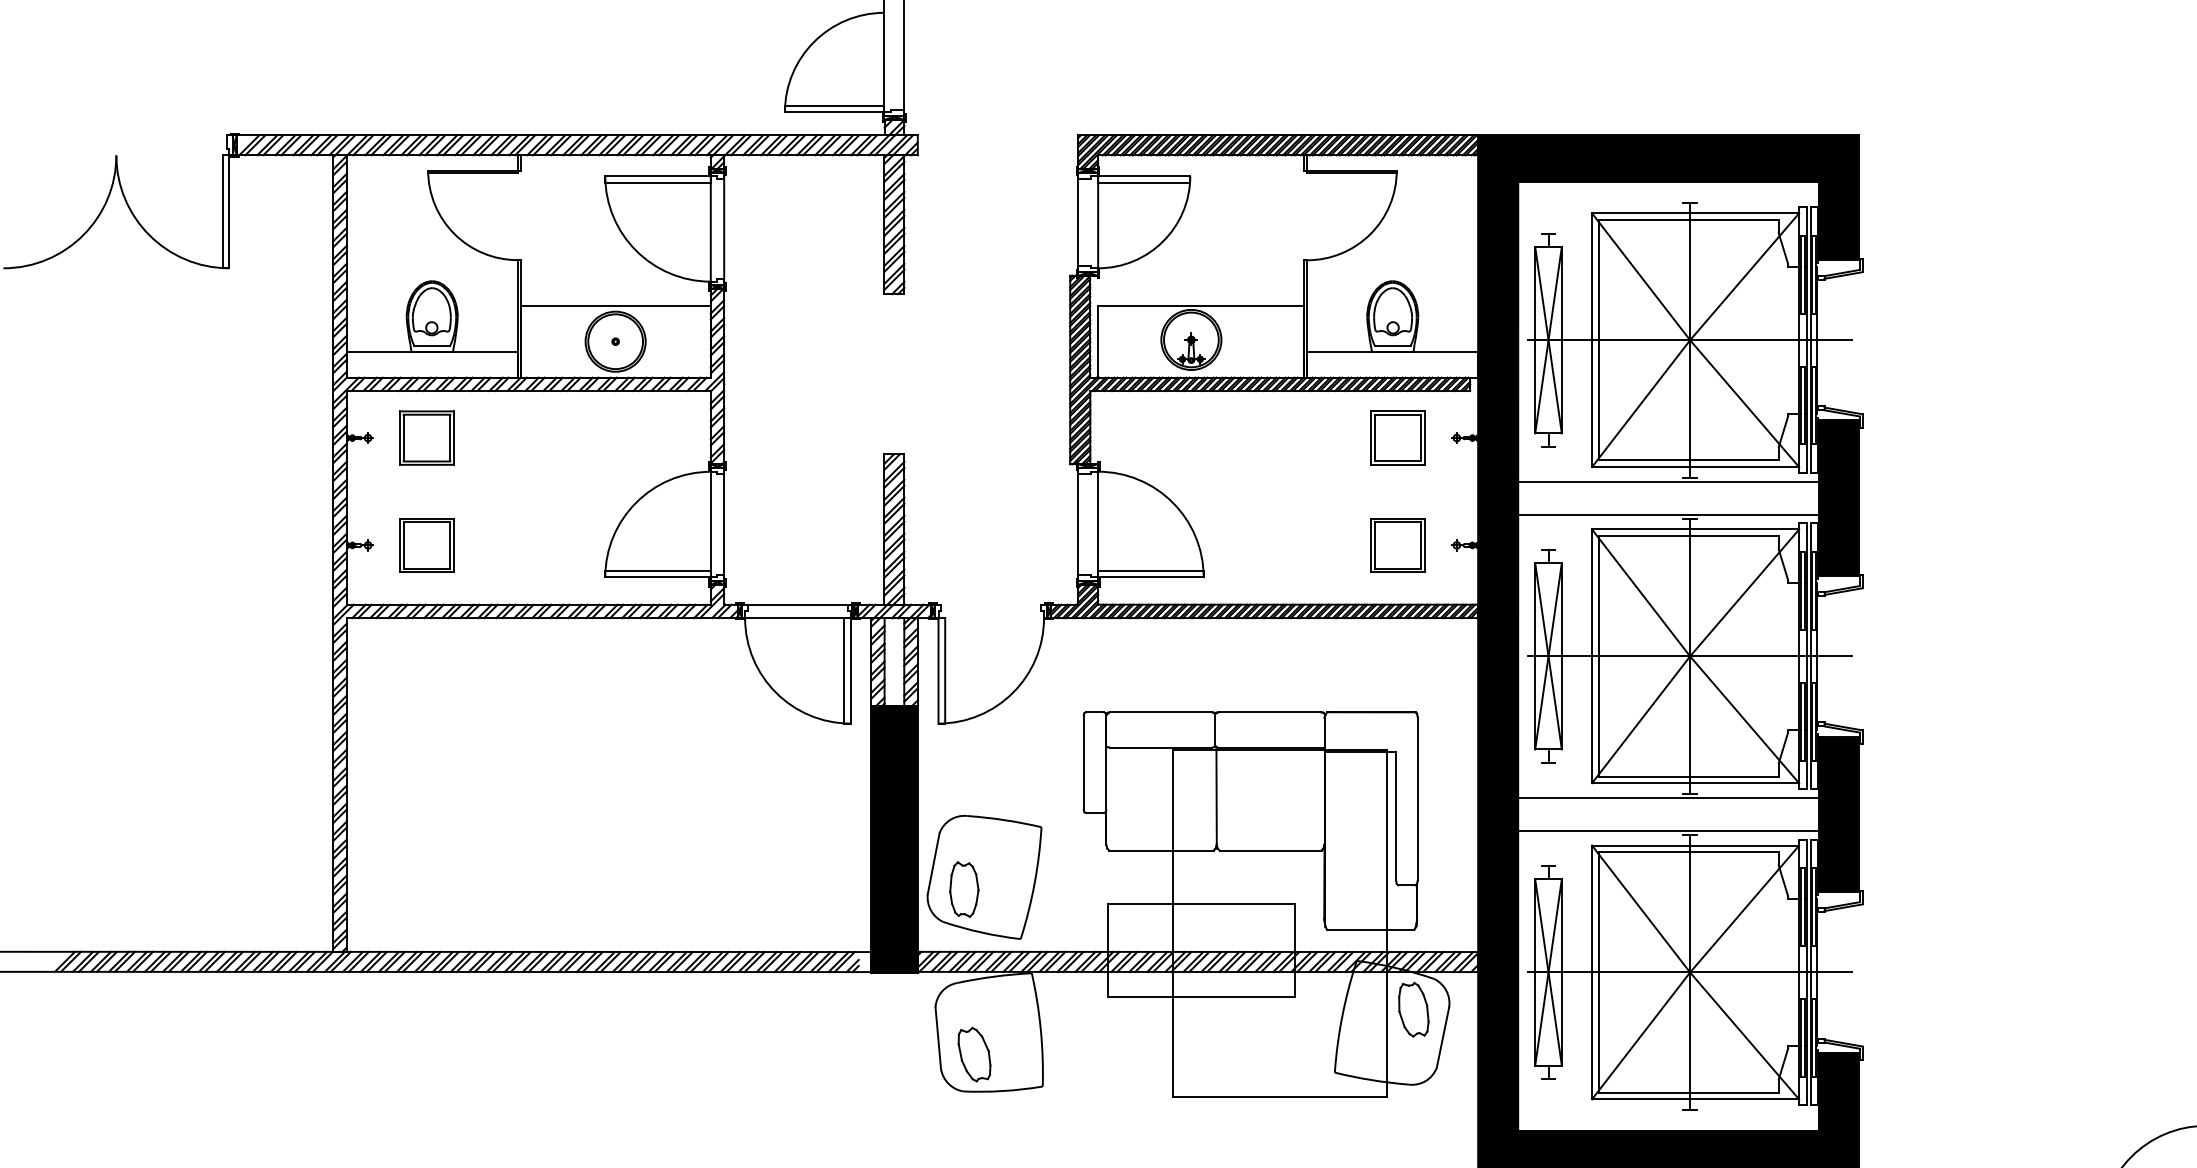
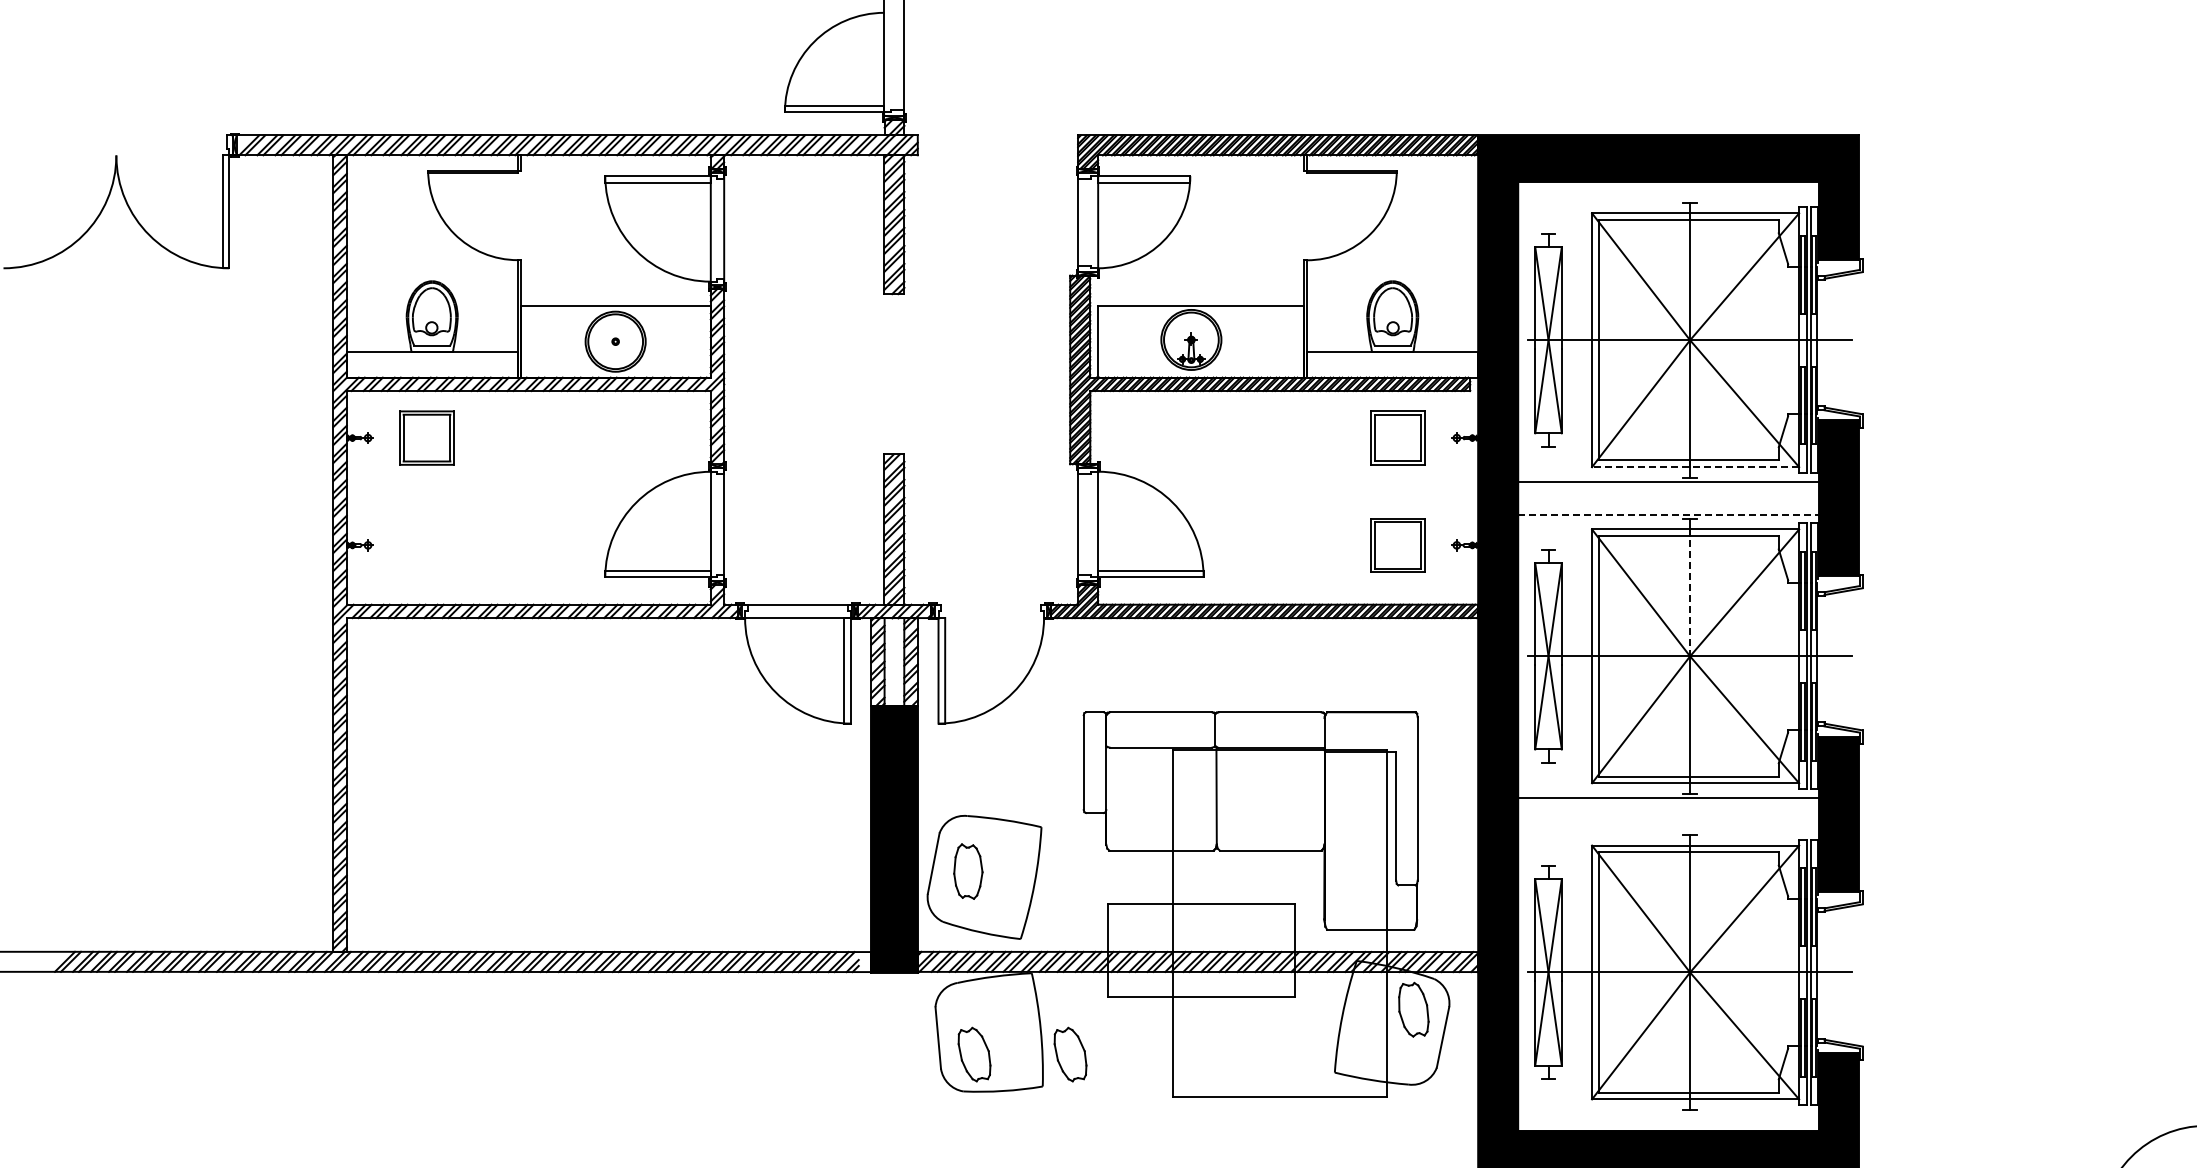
line: solid -> dashed (1695, 467)
line: solid -> dashed (1668, 515)
part: present -> none (426, 545)
line: solid -> dashed (1690, 593)
line: present -> none (1668, 831)
part position: (964, 889) -> (968, 871) (968, 871)
part: none -> present (1070, 1054)
